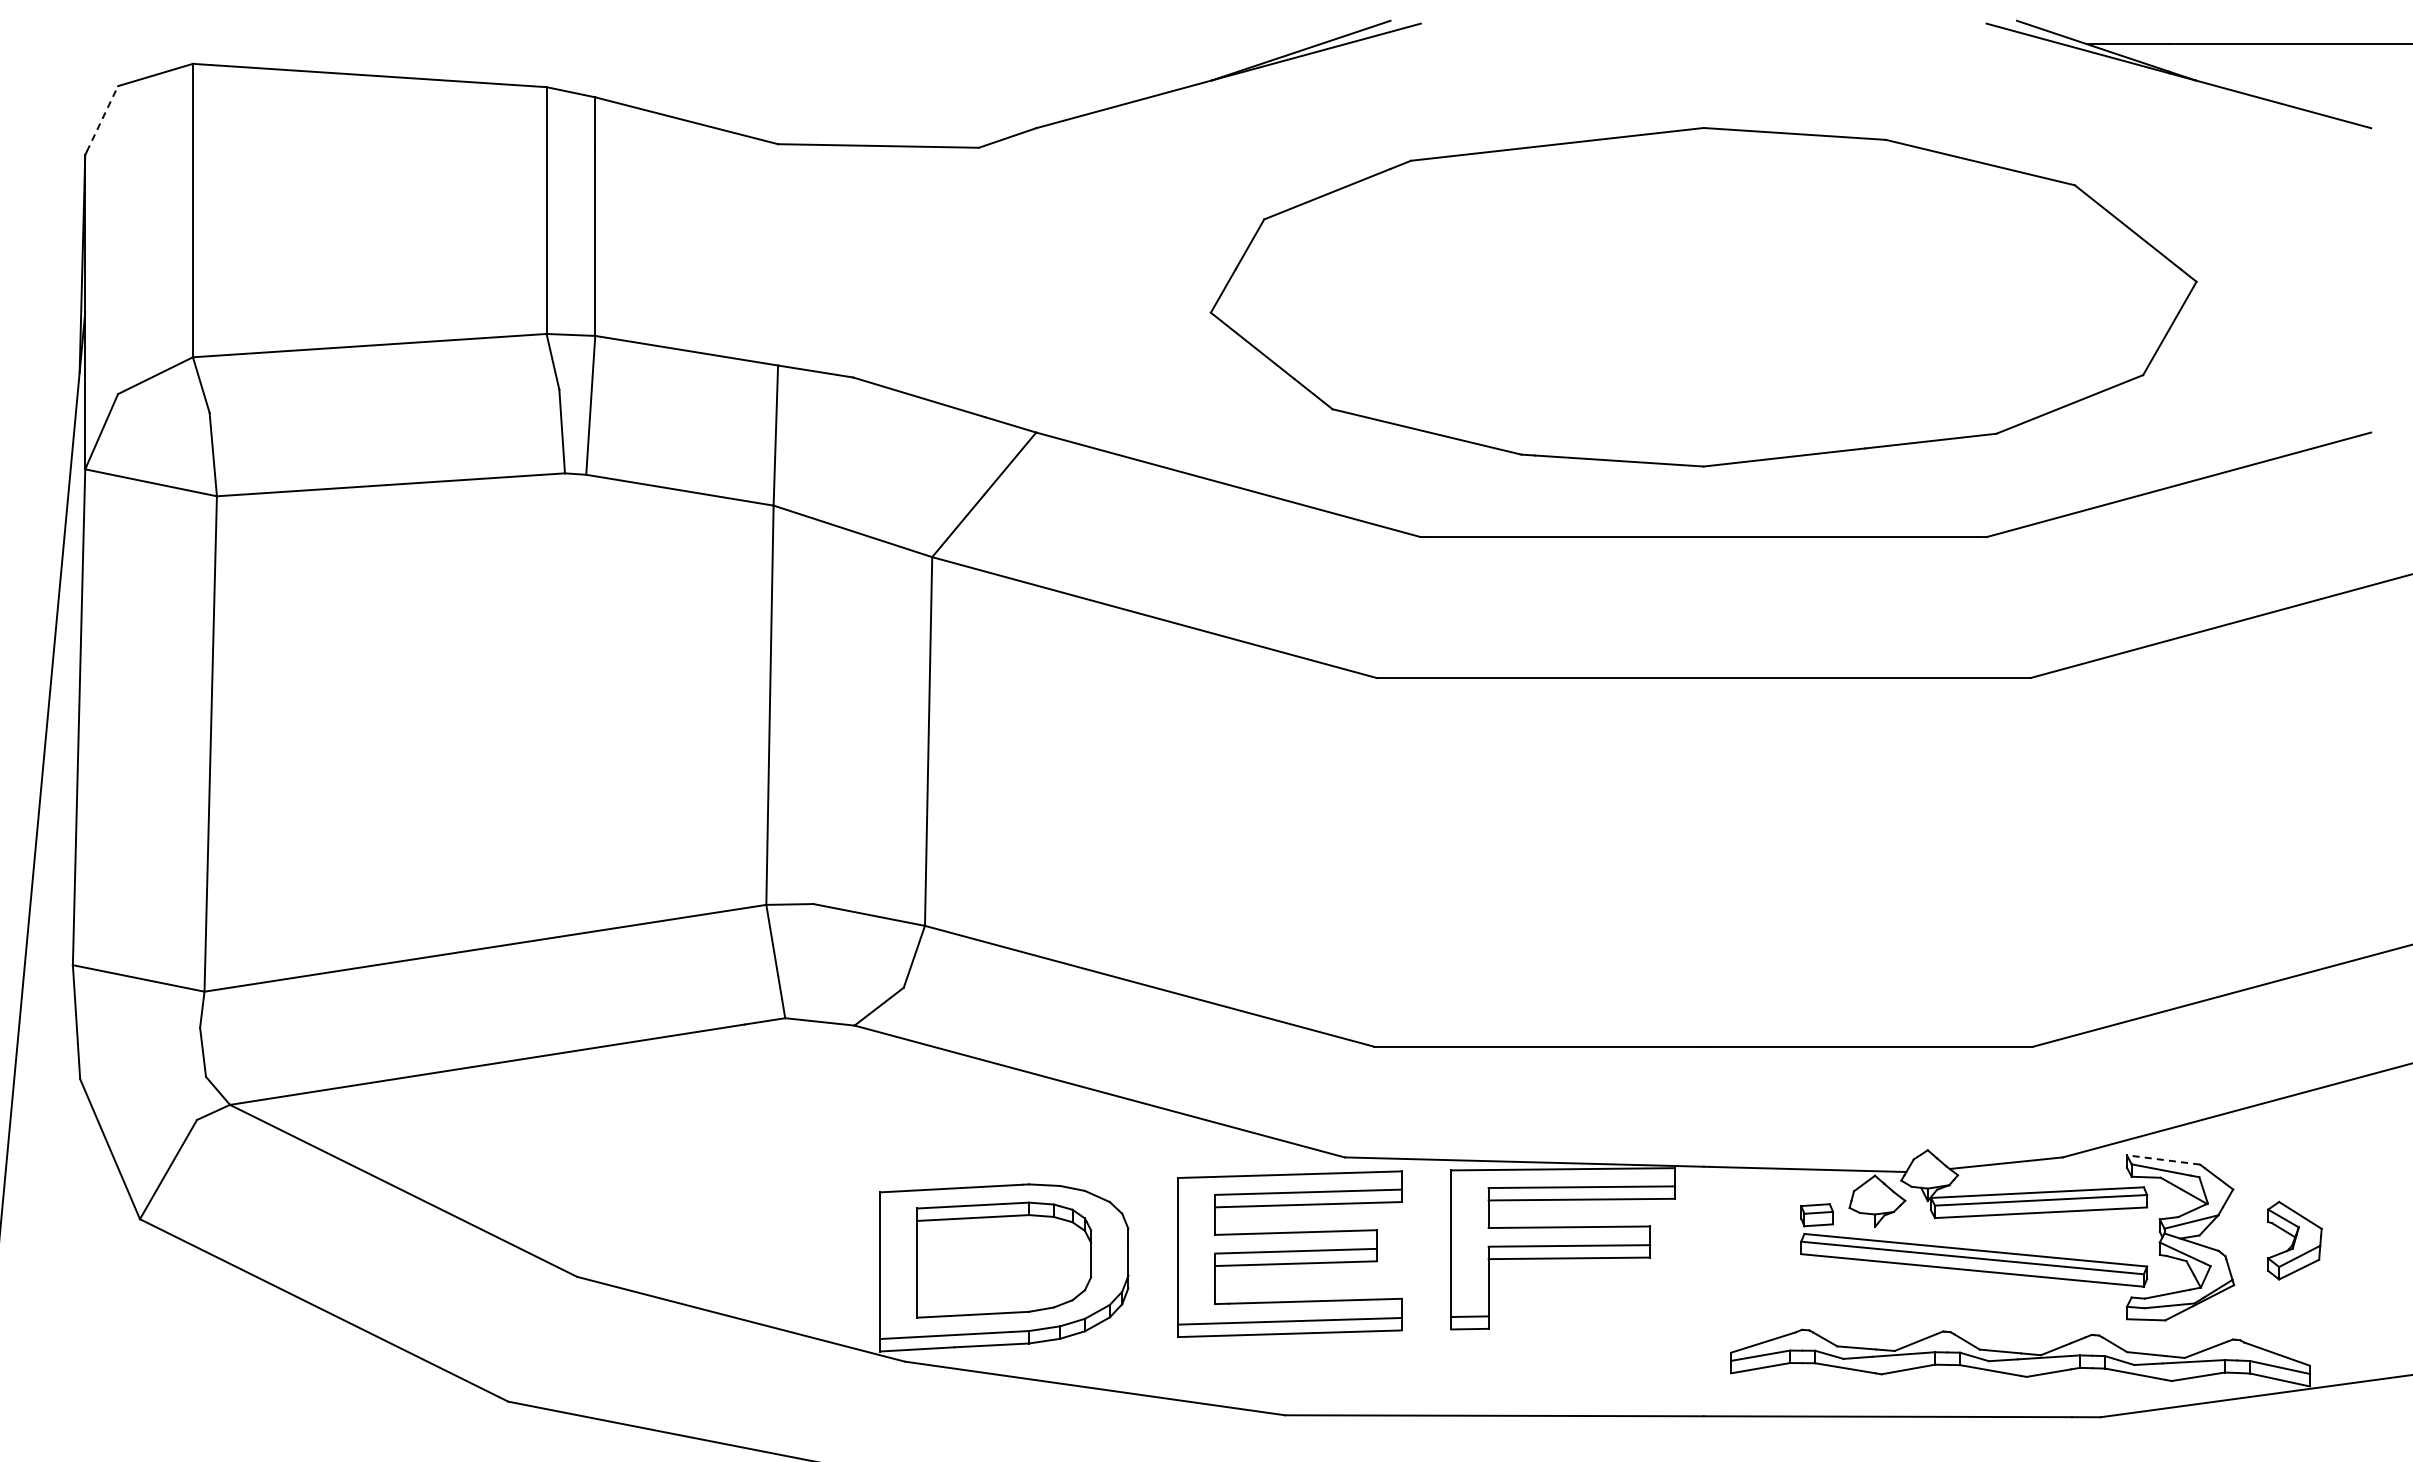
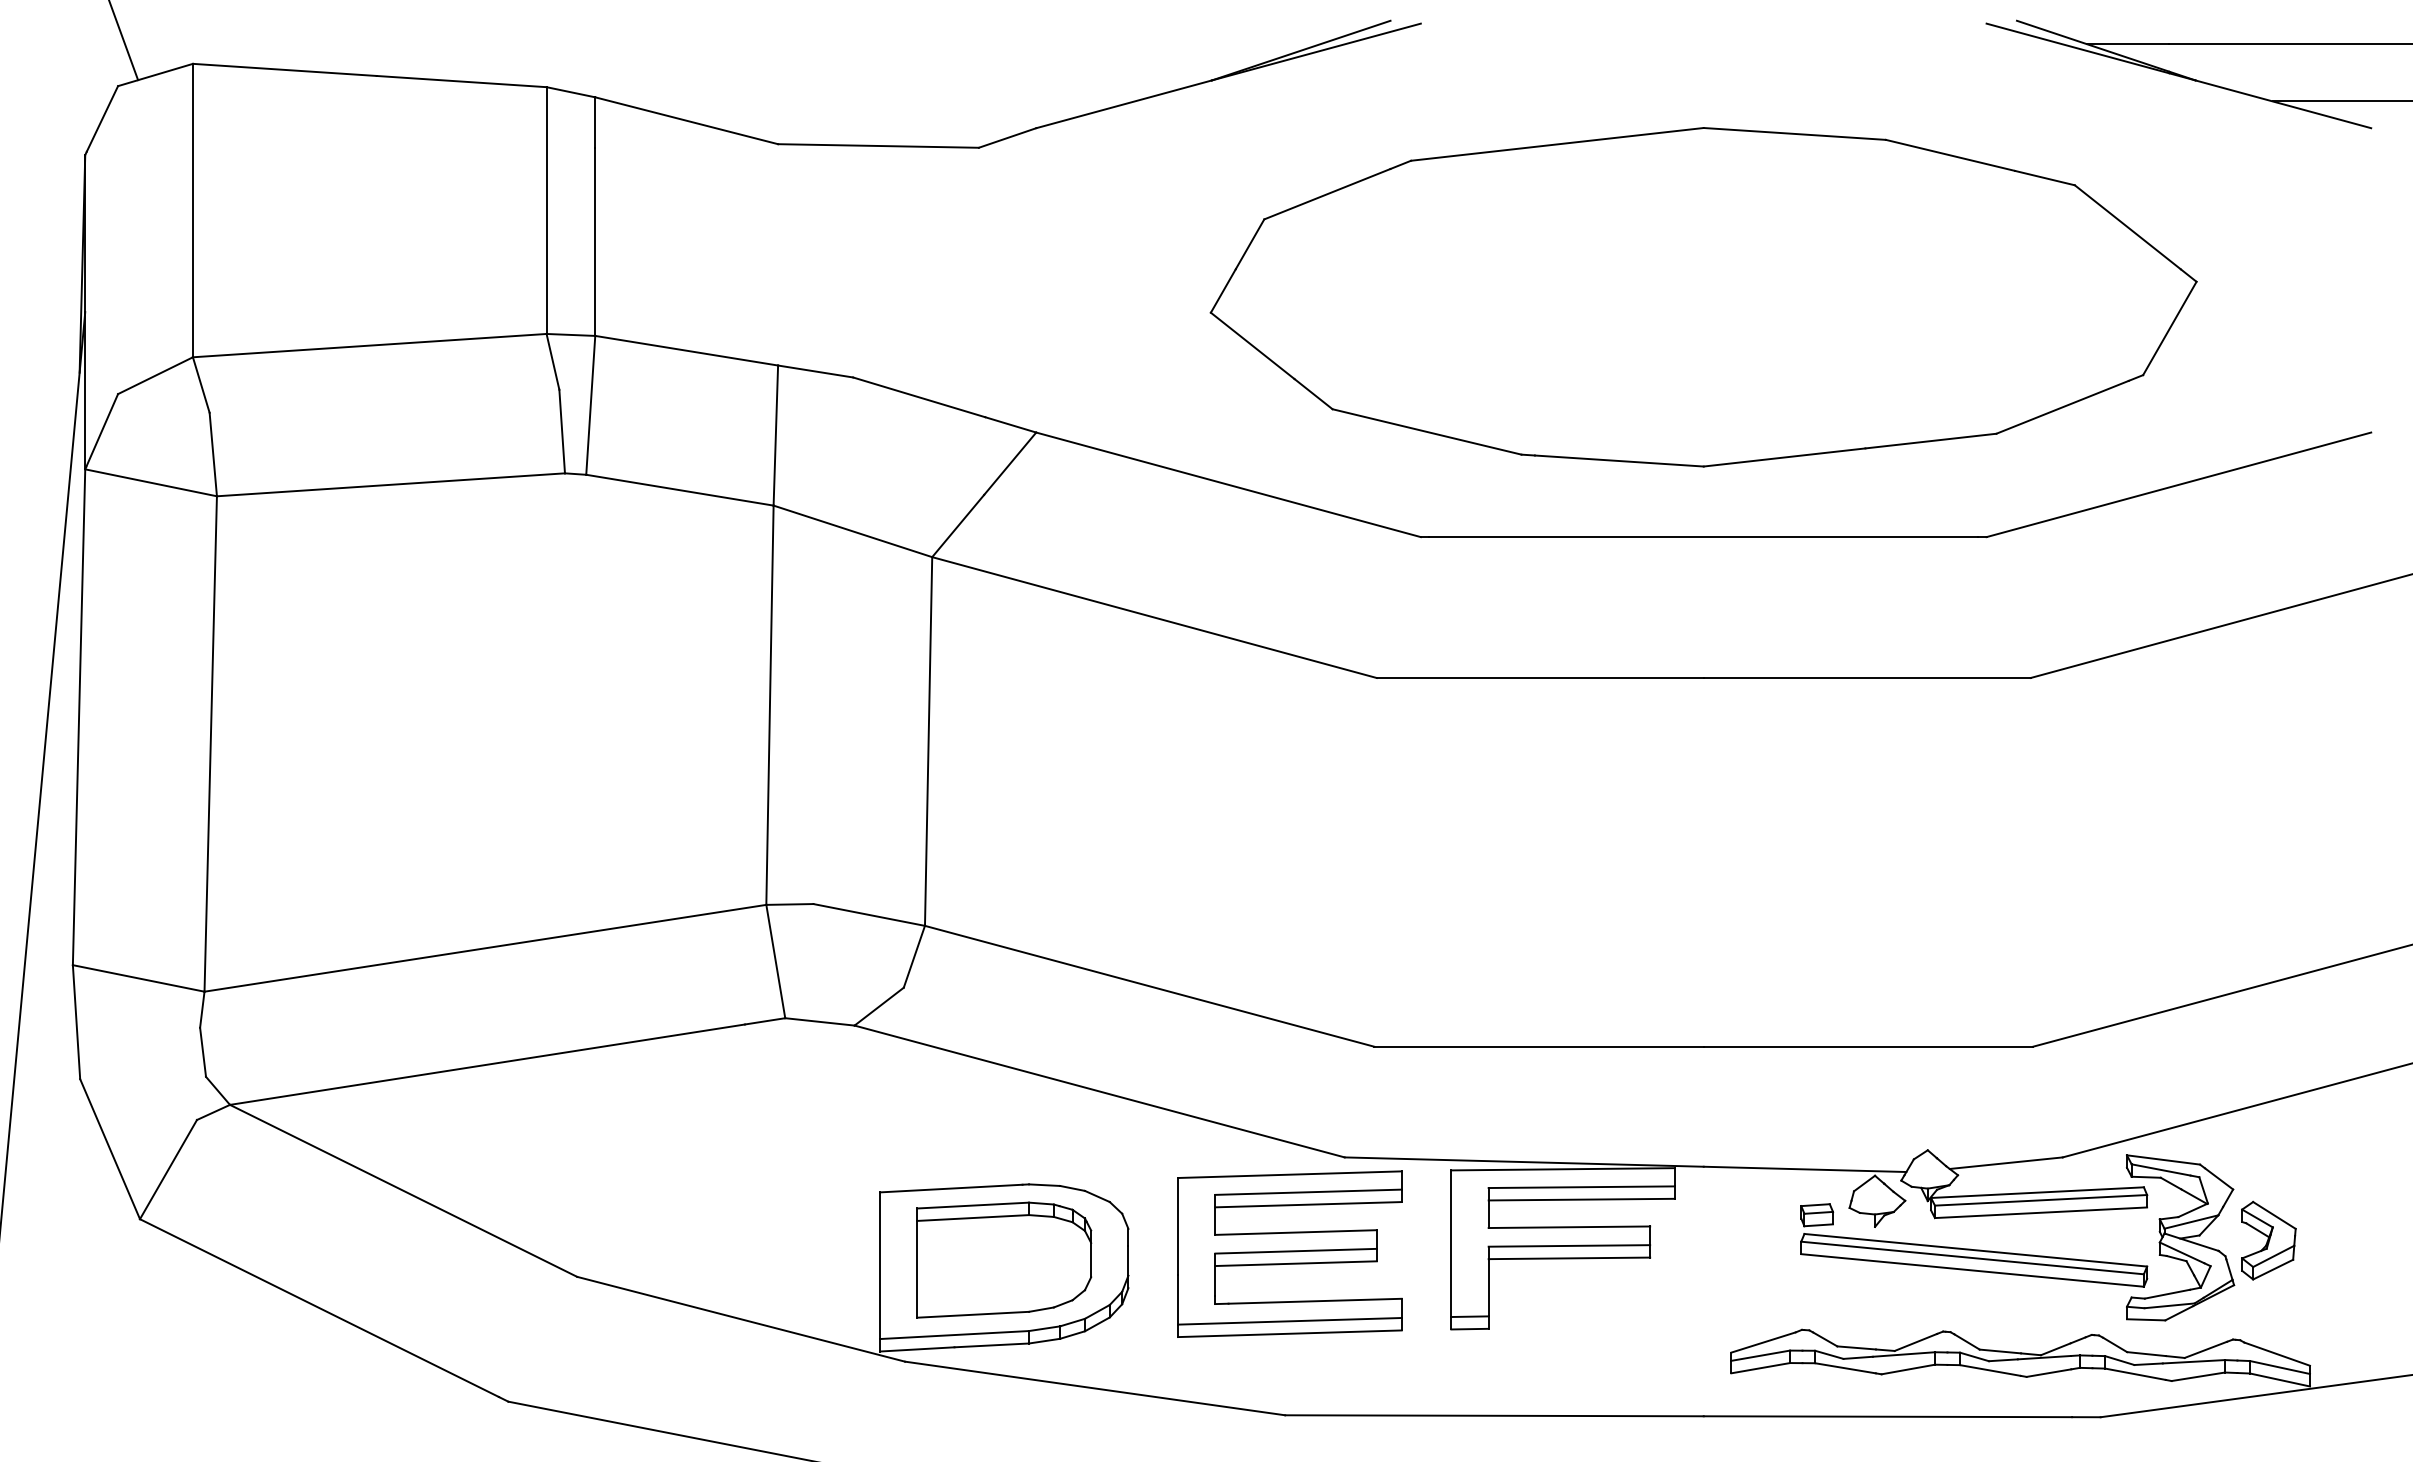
line: none -> present (123, 41)
line: none -> present (2340, 101)
line: dashed -> solid (102, 118)
line: dashed -> solid (2163, 1159)
part position: (2294, 1240) -> (2268, 1240) (2268, 1240)
